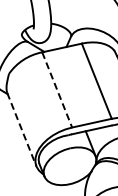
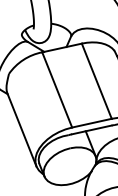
line: dashed -> solid (57, 90)
line: dashed -> solid (21, 129)
